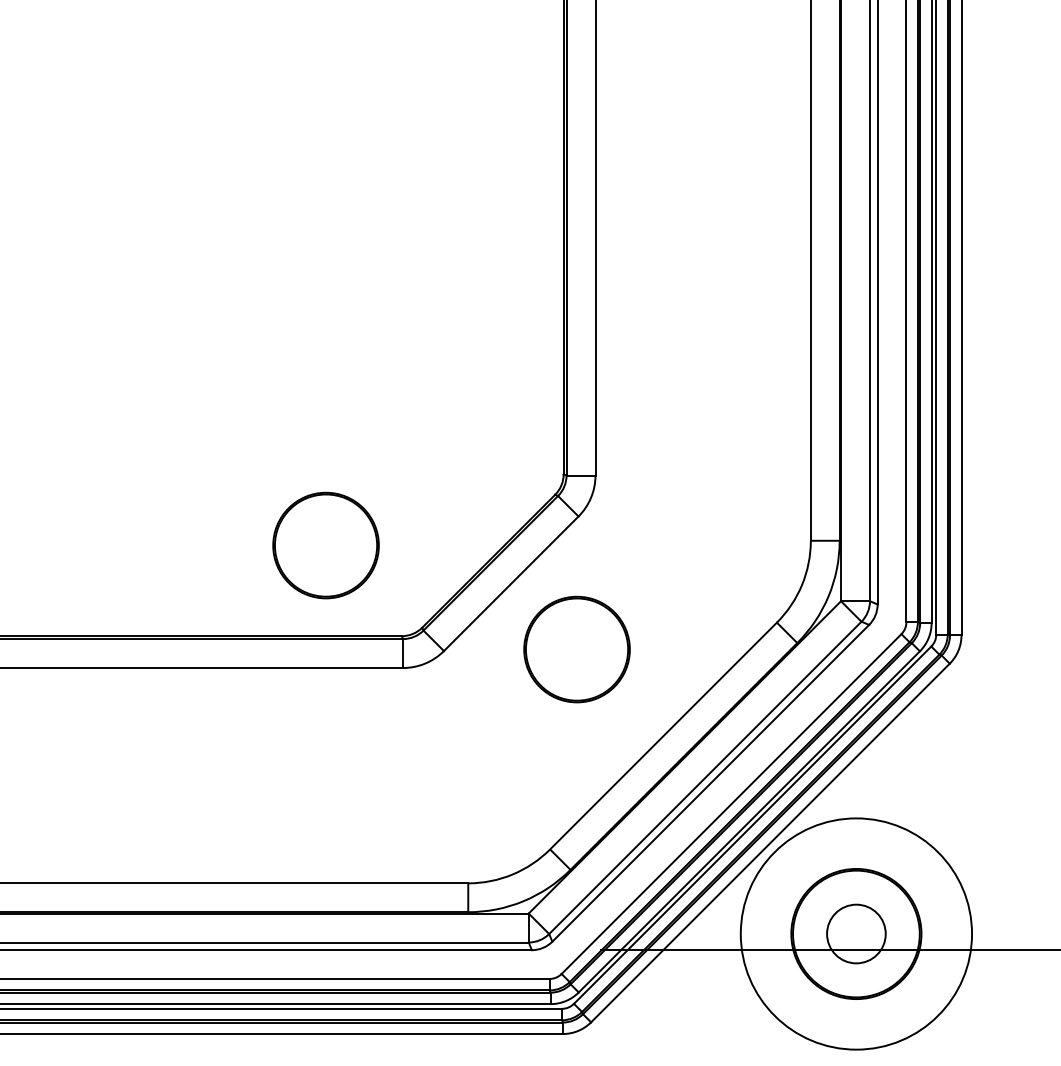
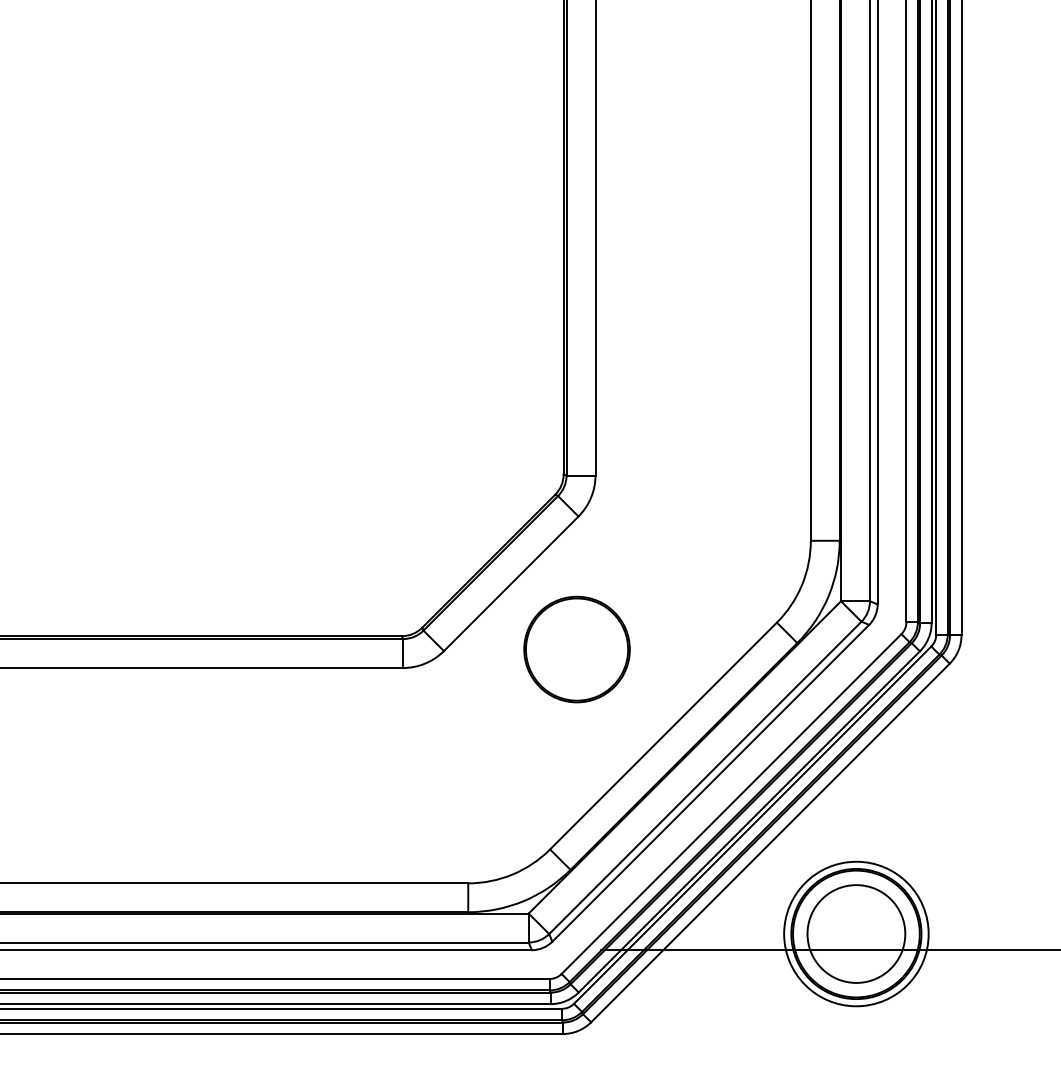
part: present -> none (325, 545)
circle diameter: 231 px -> 145 px (856, 933)
circle diameter: 59 px -> 98 px (856, 933)
